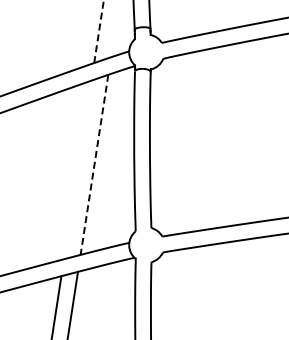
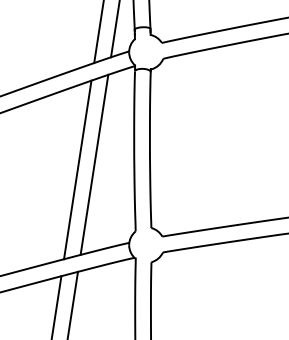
line: none -> present (115, 29)
line: dashed -> solid (99, 31)
line: dashed -> solid (94, 165)
line: none -> present (77, 169)
